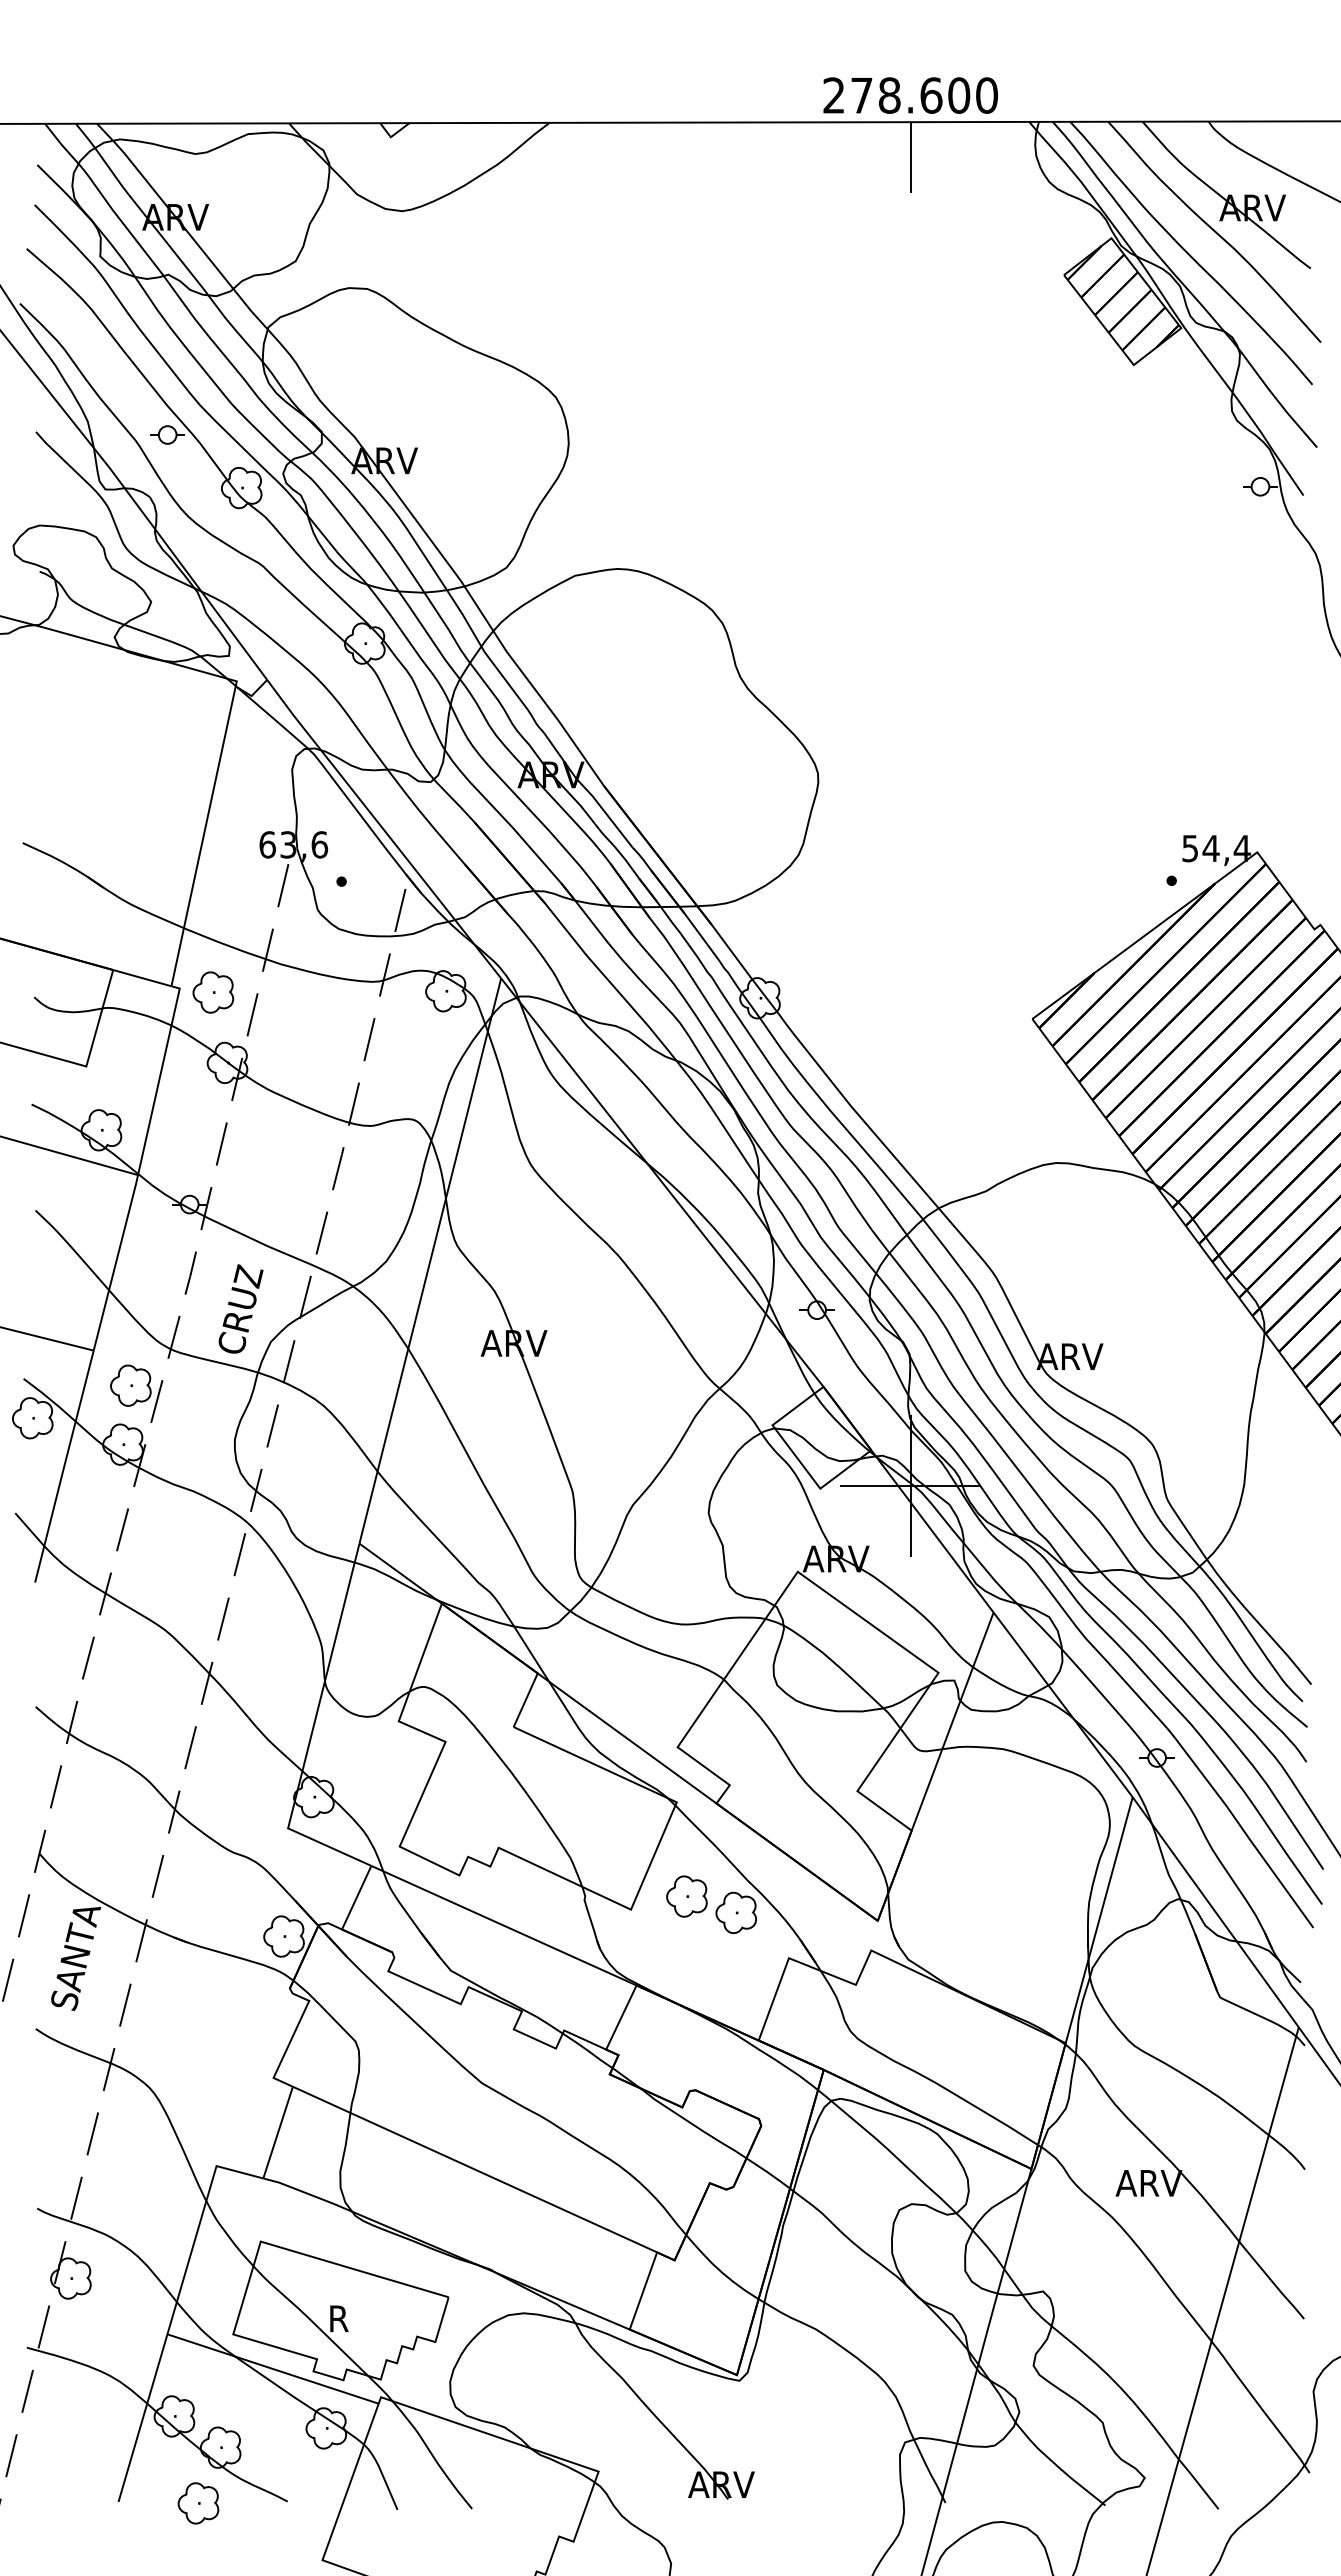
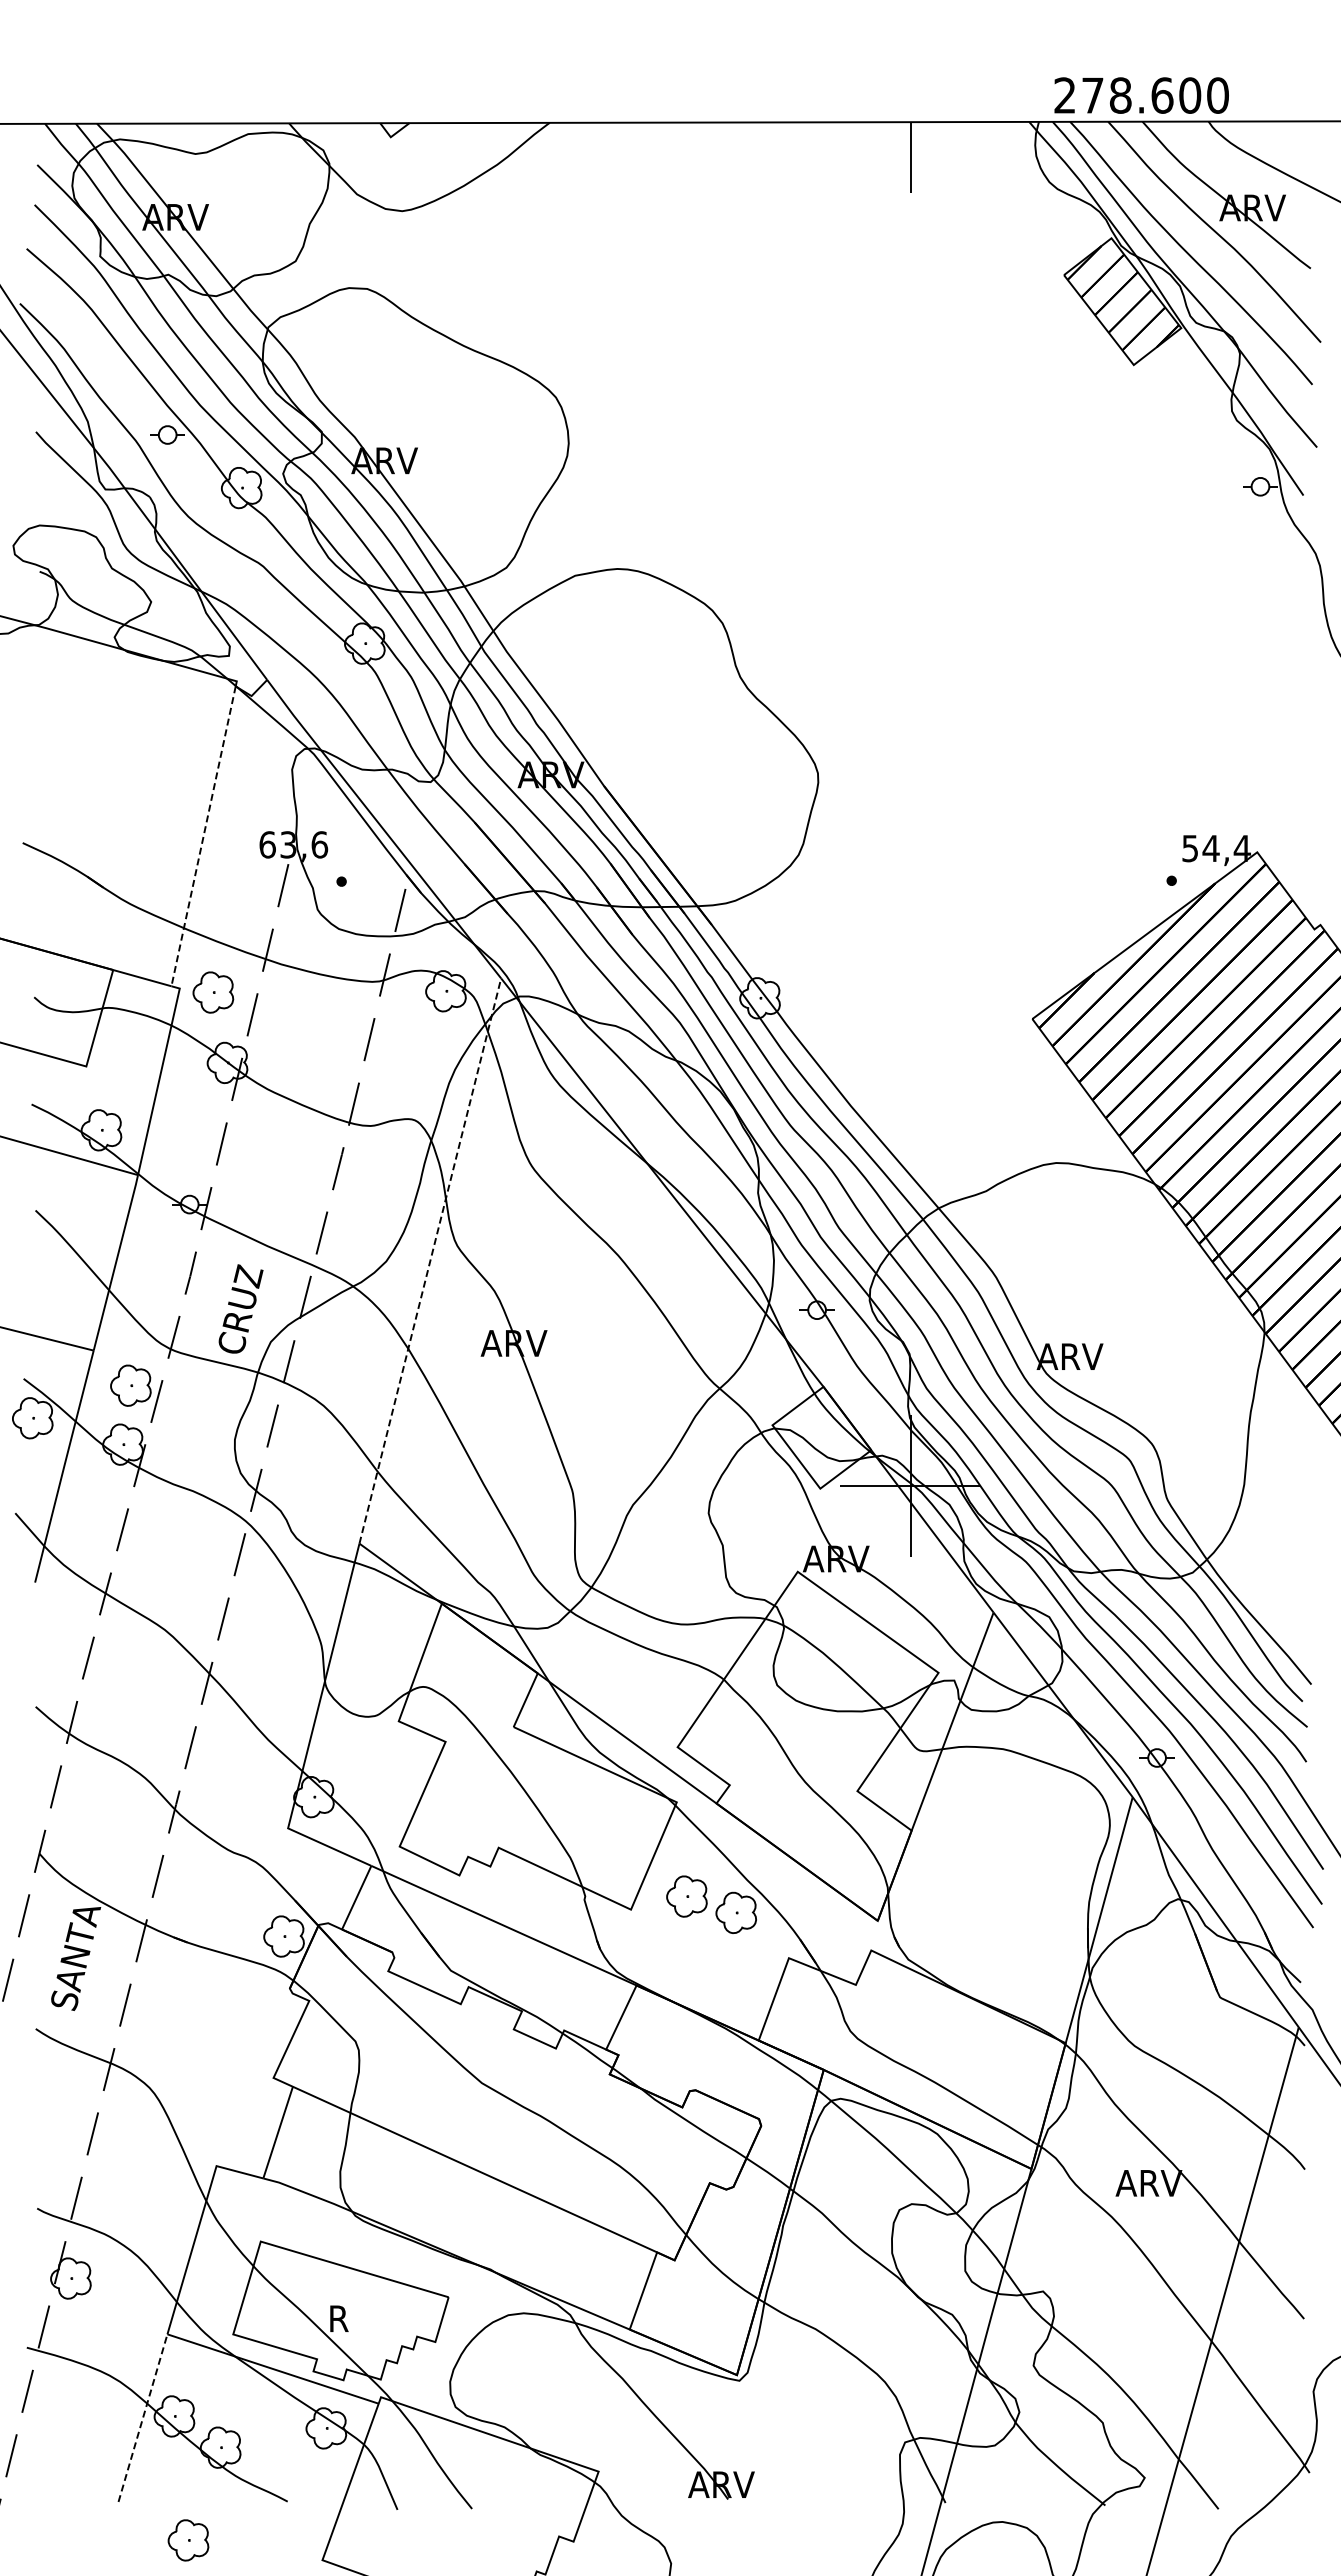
text position: (910, 95) -> (1141, 95) (1141, 95)
line: solid -> dashed (203, 836)
line: solid -> dashed (430, 1260)
line: solid -> dashed (143, 2417)
part position: (198, 2503) -> (188, 2540) (188, 2540)
